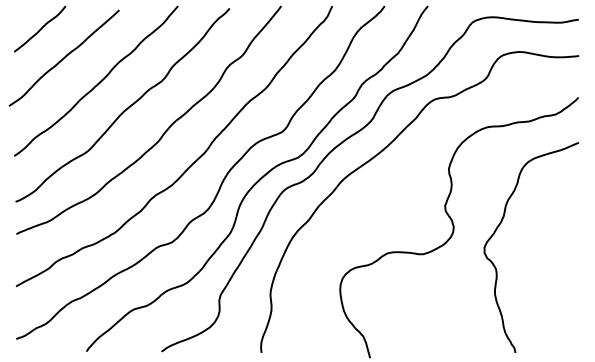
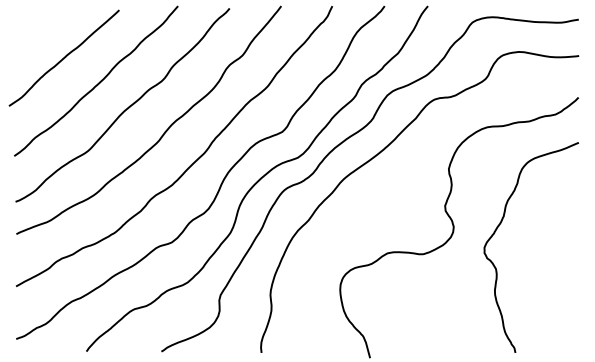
line: present -> none (40, 28)
